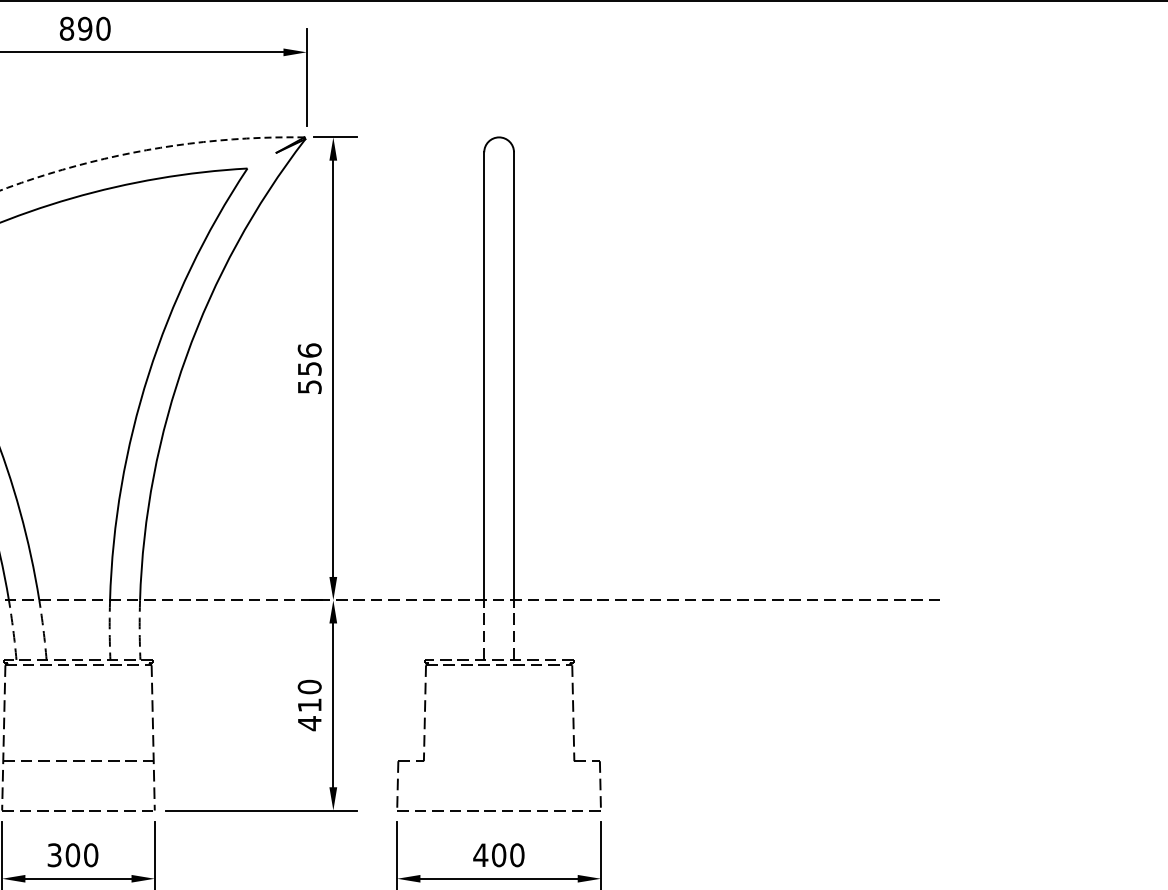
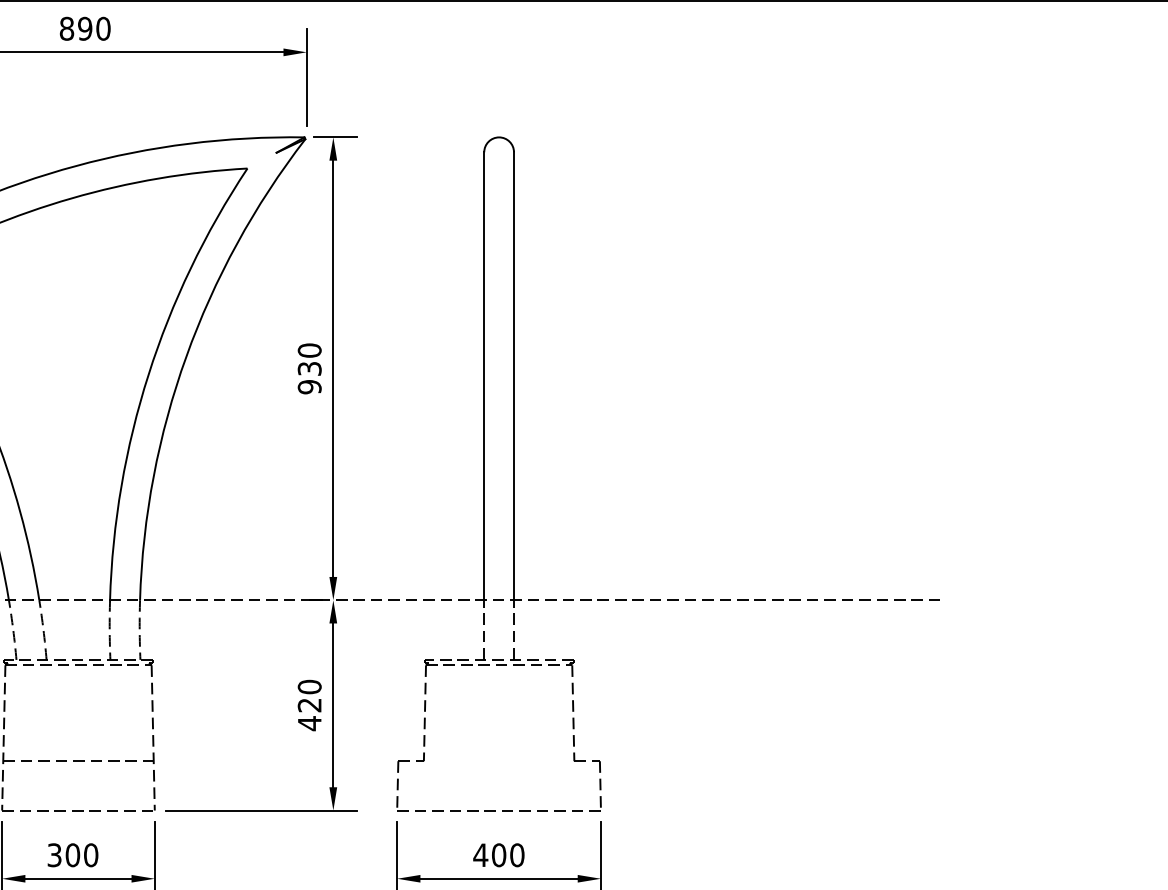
arc: dashed -> solid (148, 149)
text: 556 -> 930 (309, 368)
text: 410 -> 420 (309, 705)
